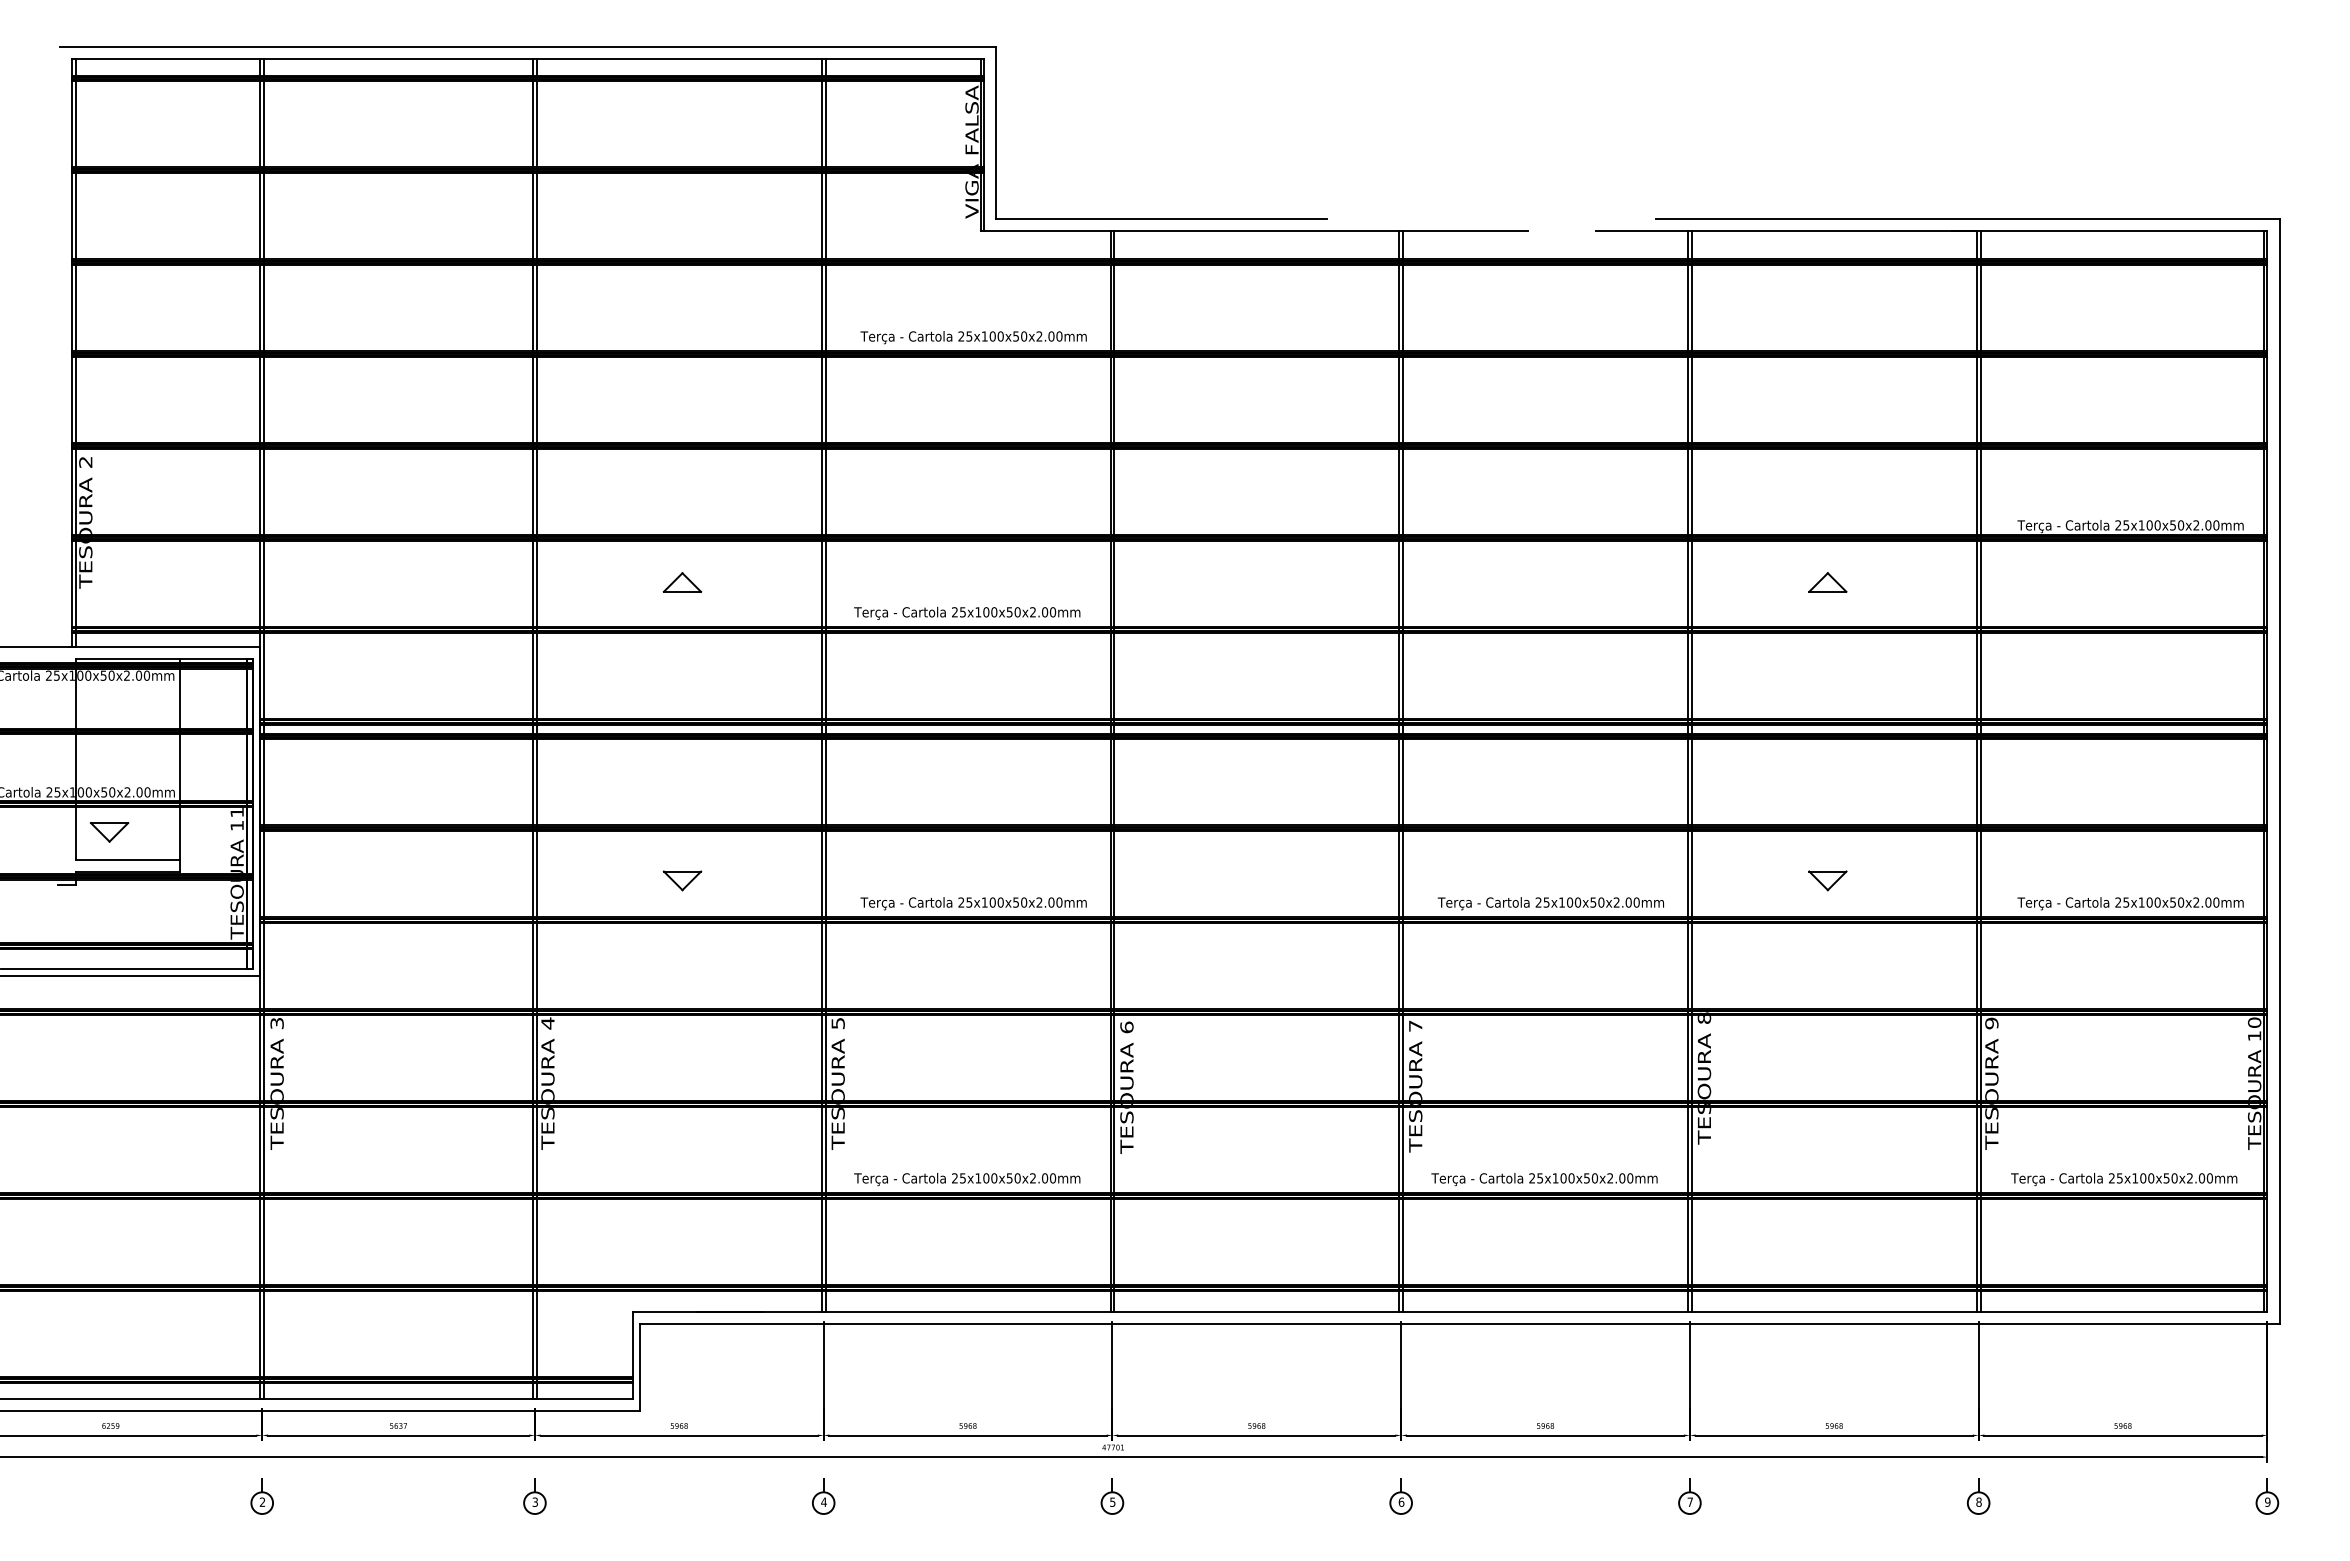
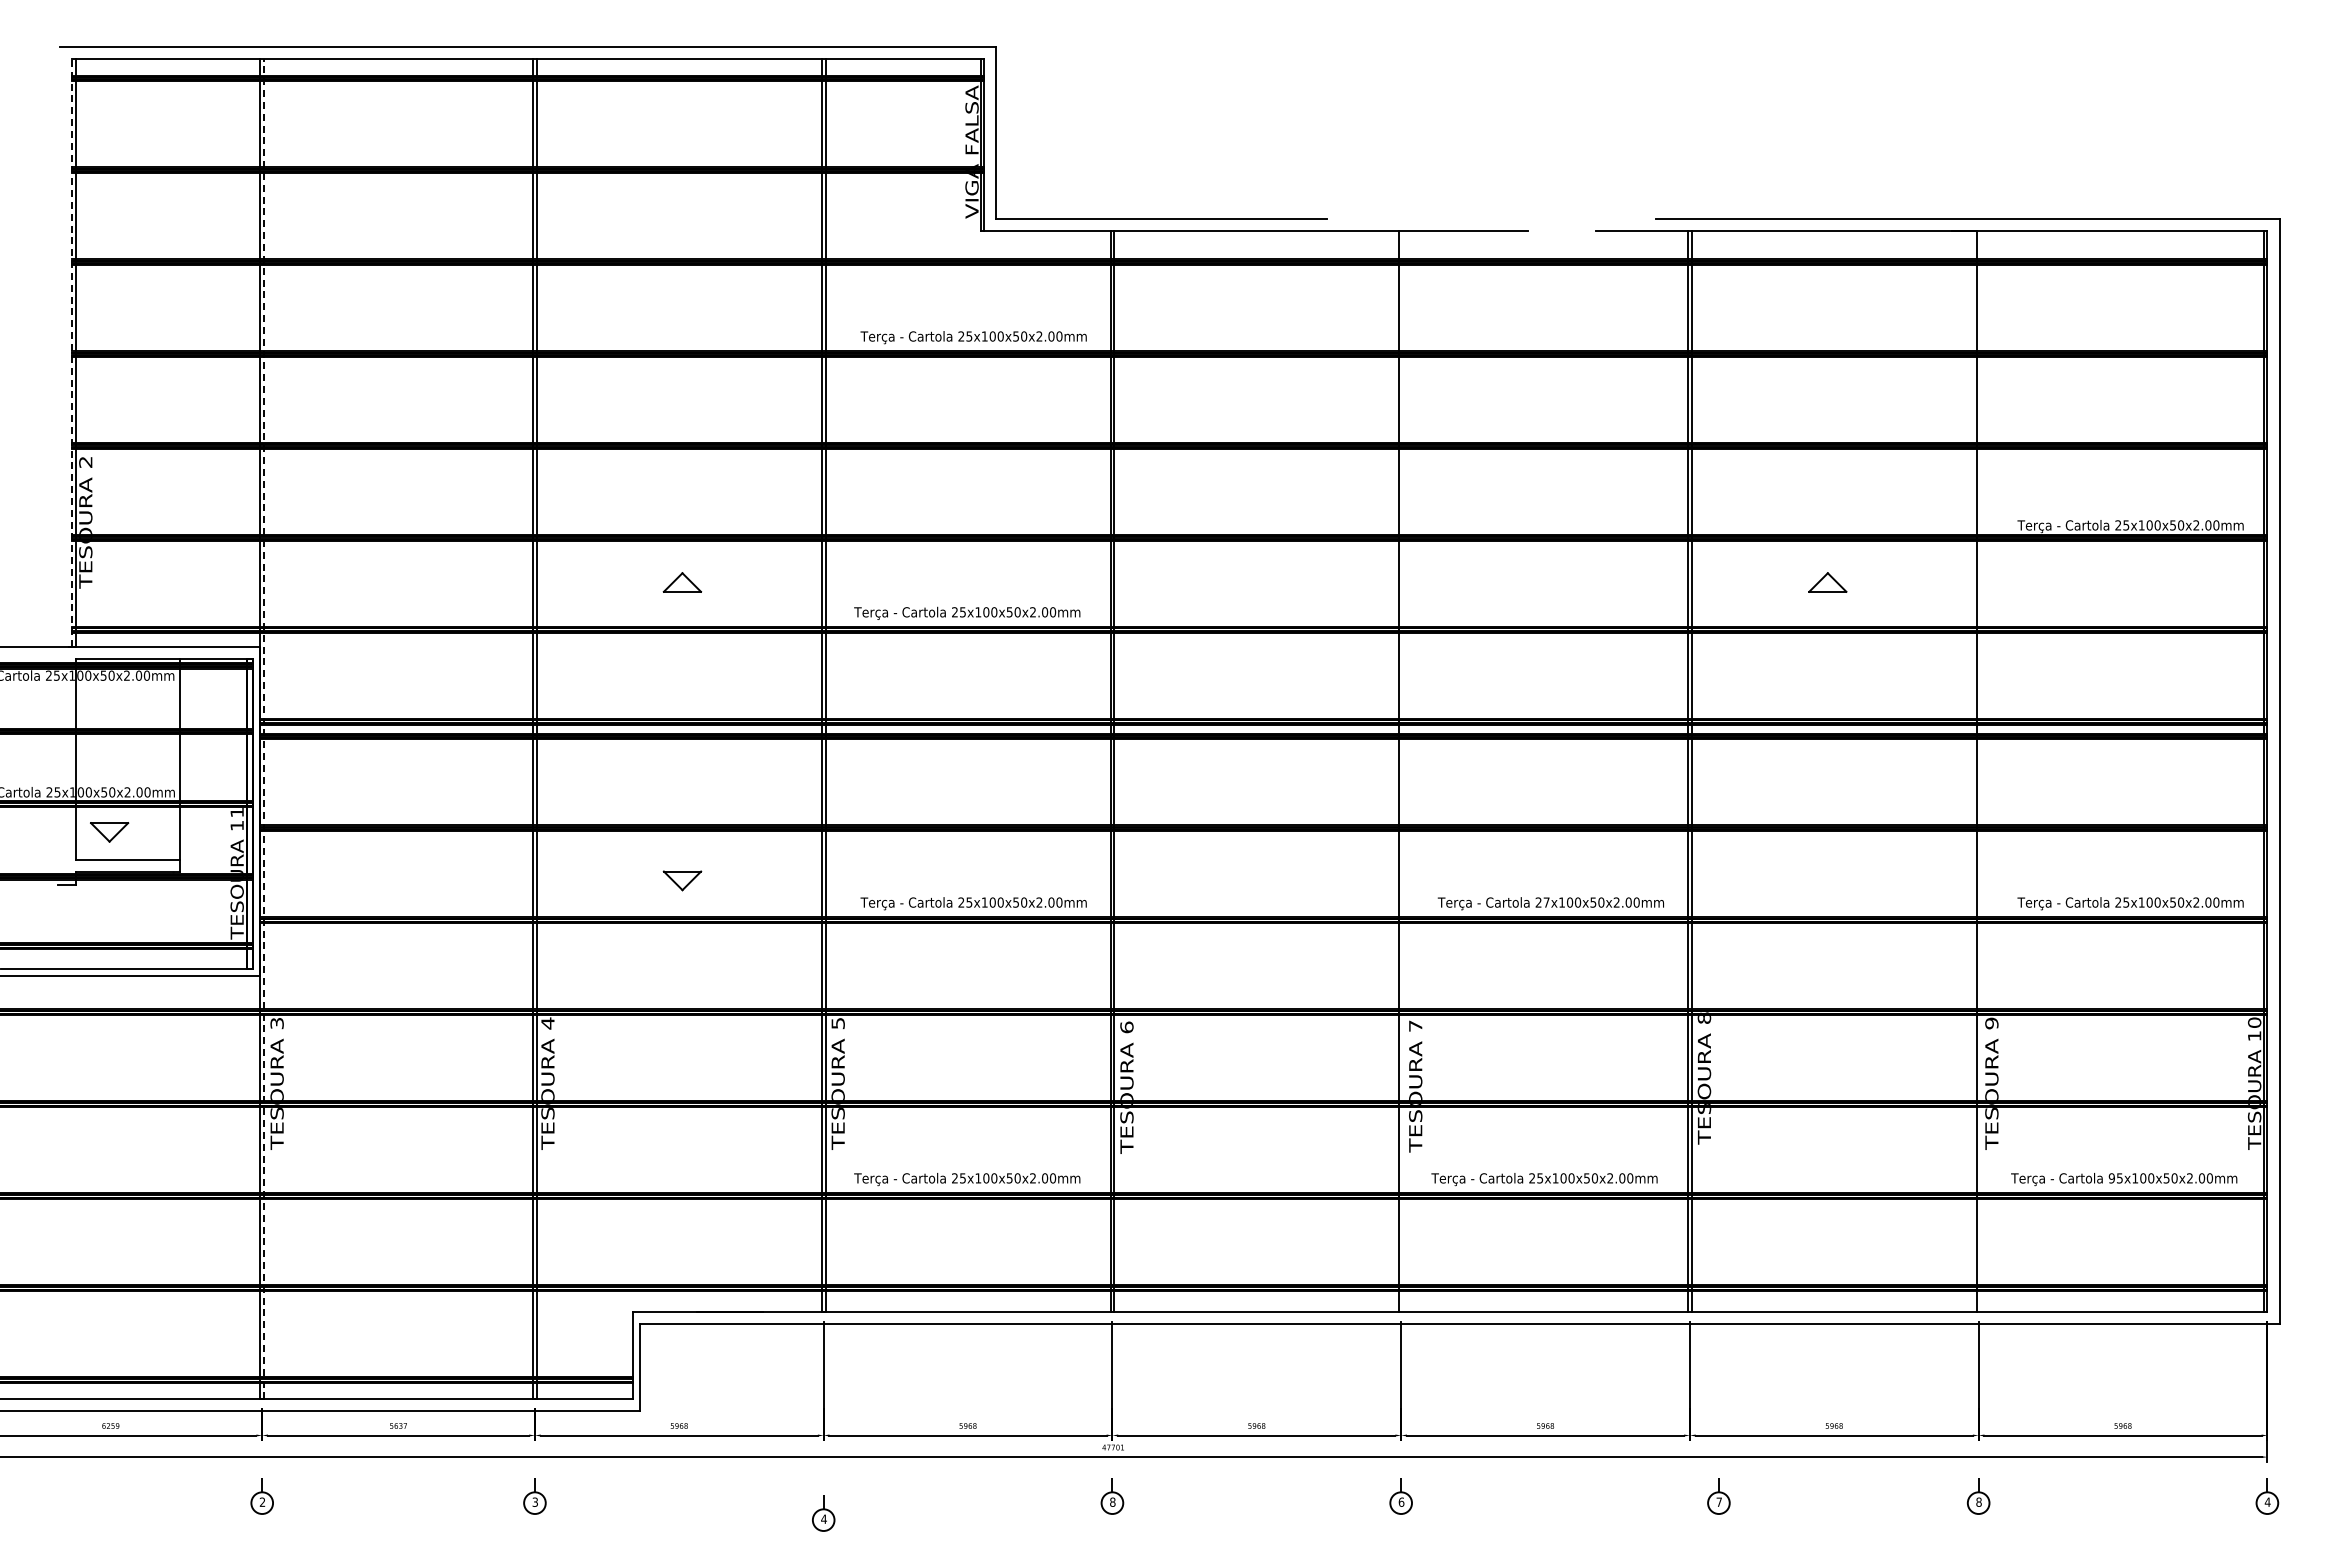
line: solid -> dashed (71, 353)
line: solid -> dashed (264, 728)
line: present -> none (1403, 771)
line: present -> none (1980, 771)
part: present -> none (1827, 880)
text: 25x100x50x2.00mm -> 27x100x50x2.00mm (1546, 902)
text: 25x100x50x2.00mm -> 95x100x50x2.00mm (2111, 1178)
part position: (823, 1496) -> (823, 1513) (823, 1513)
part position: (1689, 1496) -> (1718, 1496) (1718, 1496)
text: 5 -> 8 (1112, 1501)
text: 9 -> 4 (2267, 1501)
